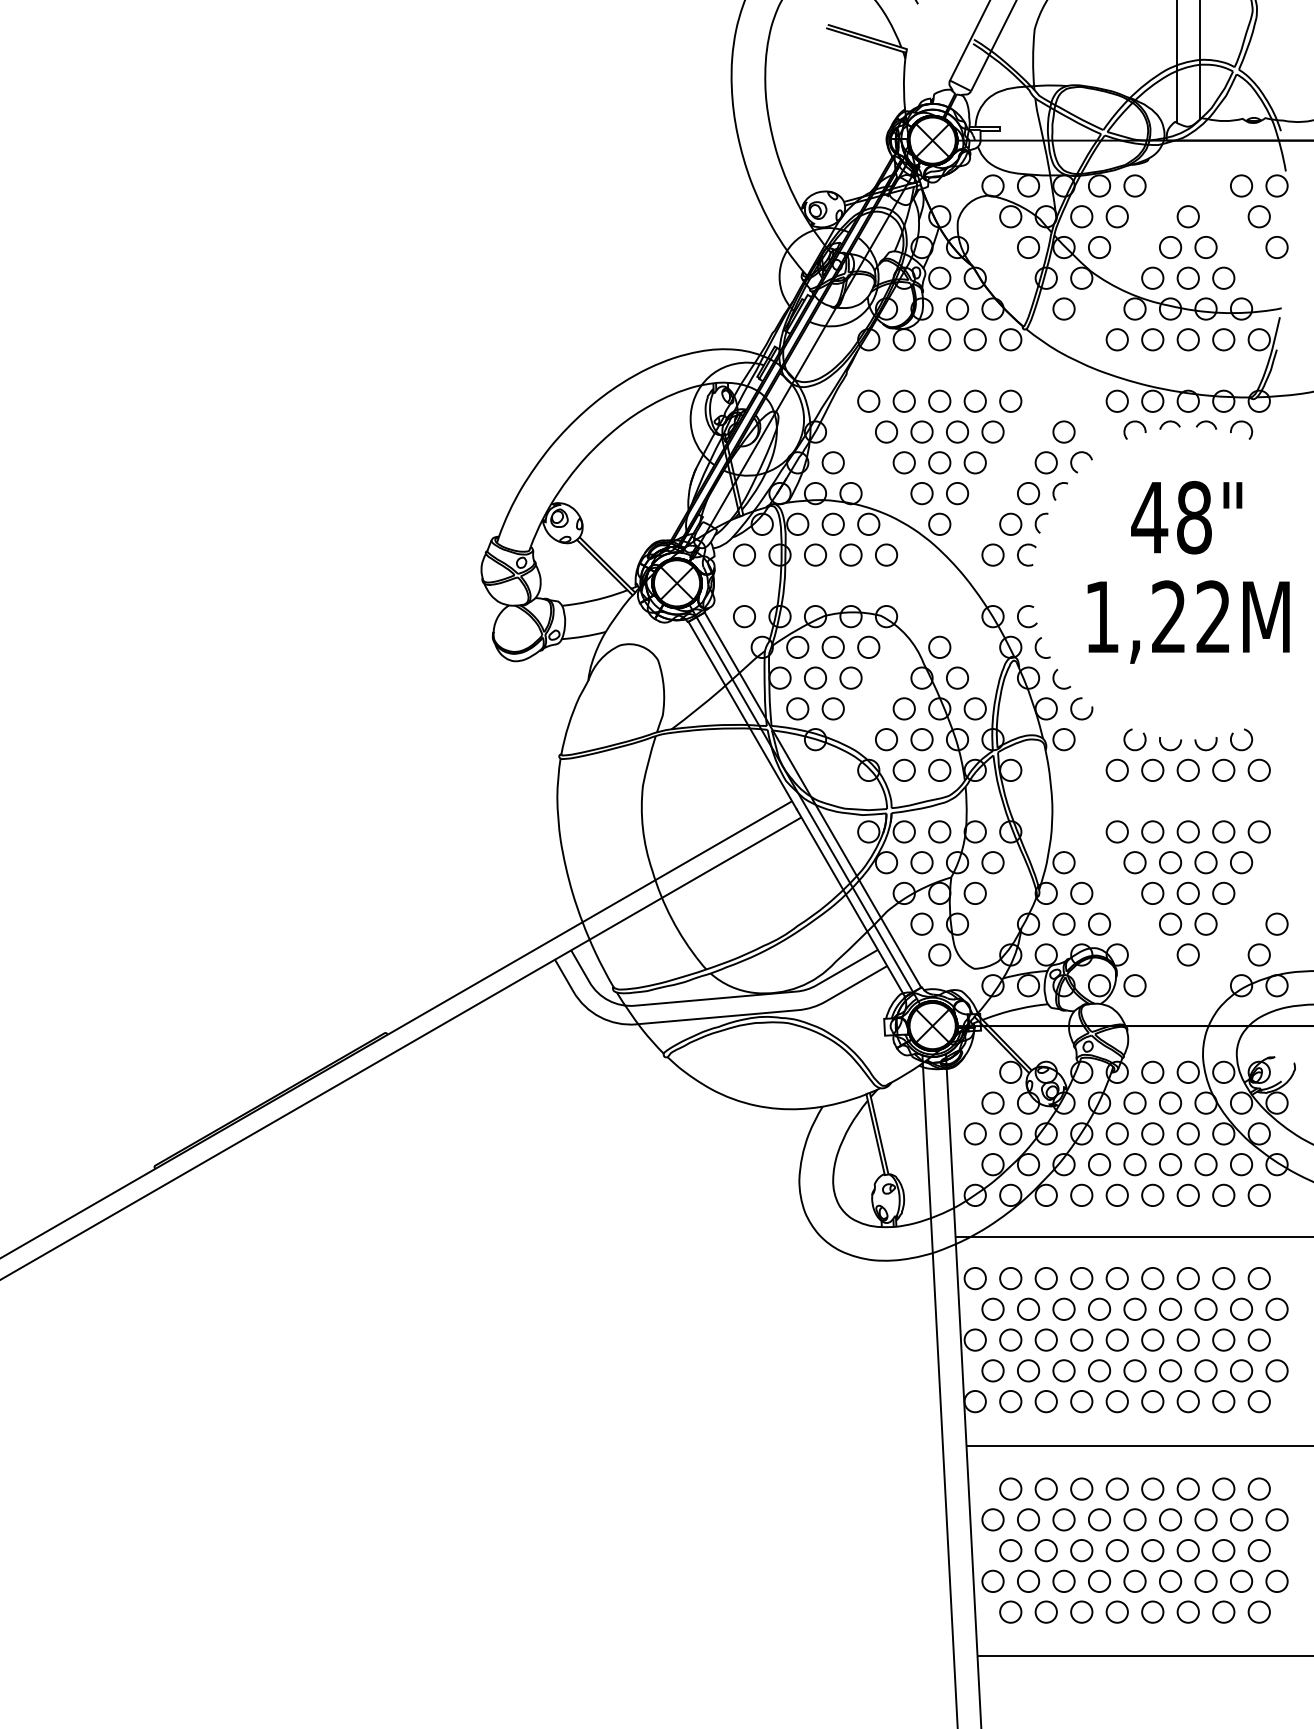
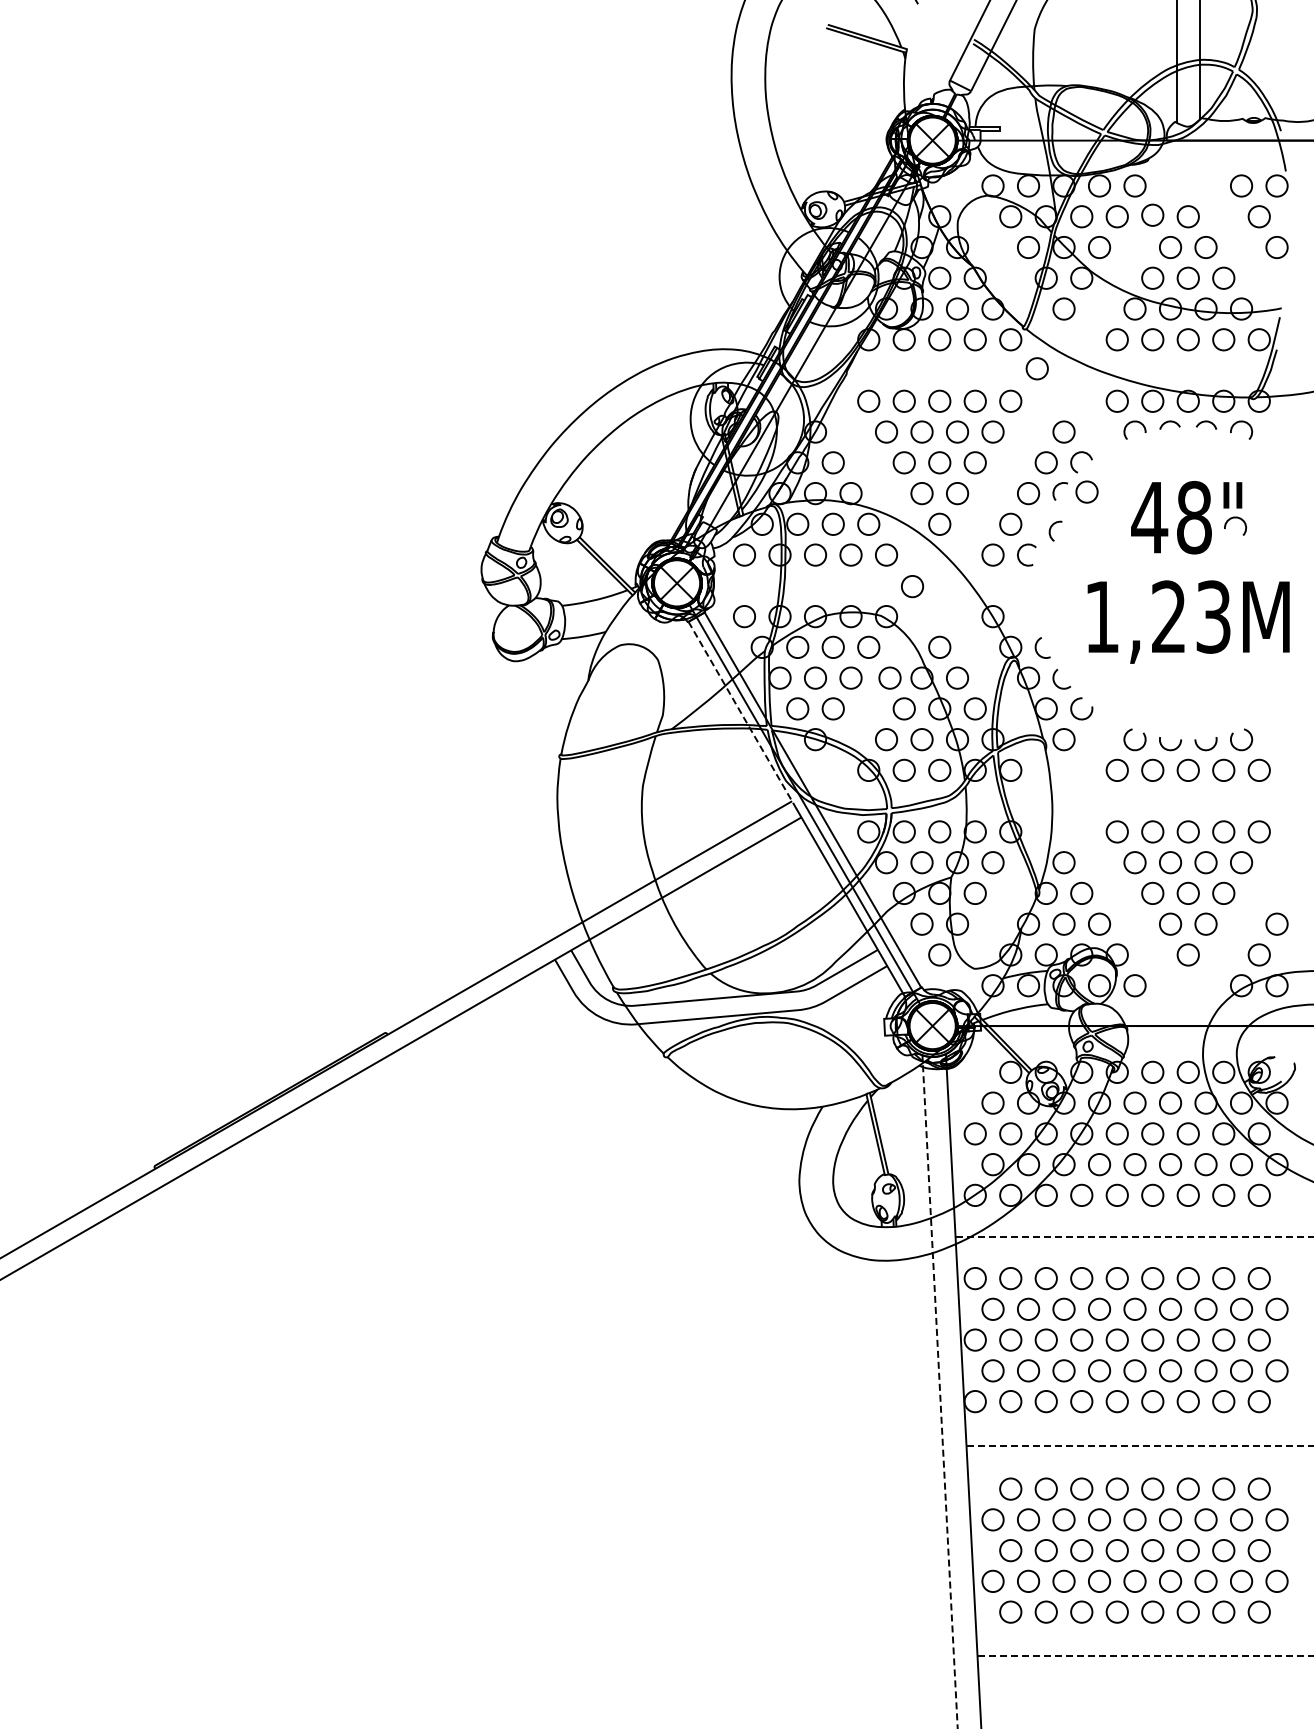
circle: none -> present (1152, 214)
circle: none -> present (1036, 368)
circle: none -> present (1086, 491)
arc: none -> present (1235, 518)
arc position: (1037, 520) -> (1051, 528) (1051, 528)
circle: none -> present (912, 586)
arc: present -> none (1021, 610)
text: 1,22M -> 1,23M (1213, 616)
circle: none -> present (889, 677)
line: solid -> dashed (742, 716)
line: solid -> dashed (1134, 1237)
line: solid -> dashed (940, 1391)
line: solid -> dashed (1140, 1446)
line: solid -> dashed (1145, 1655)
